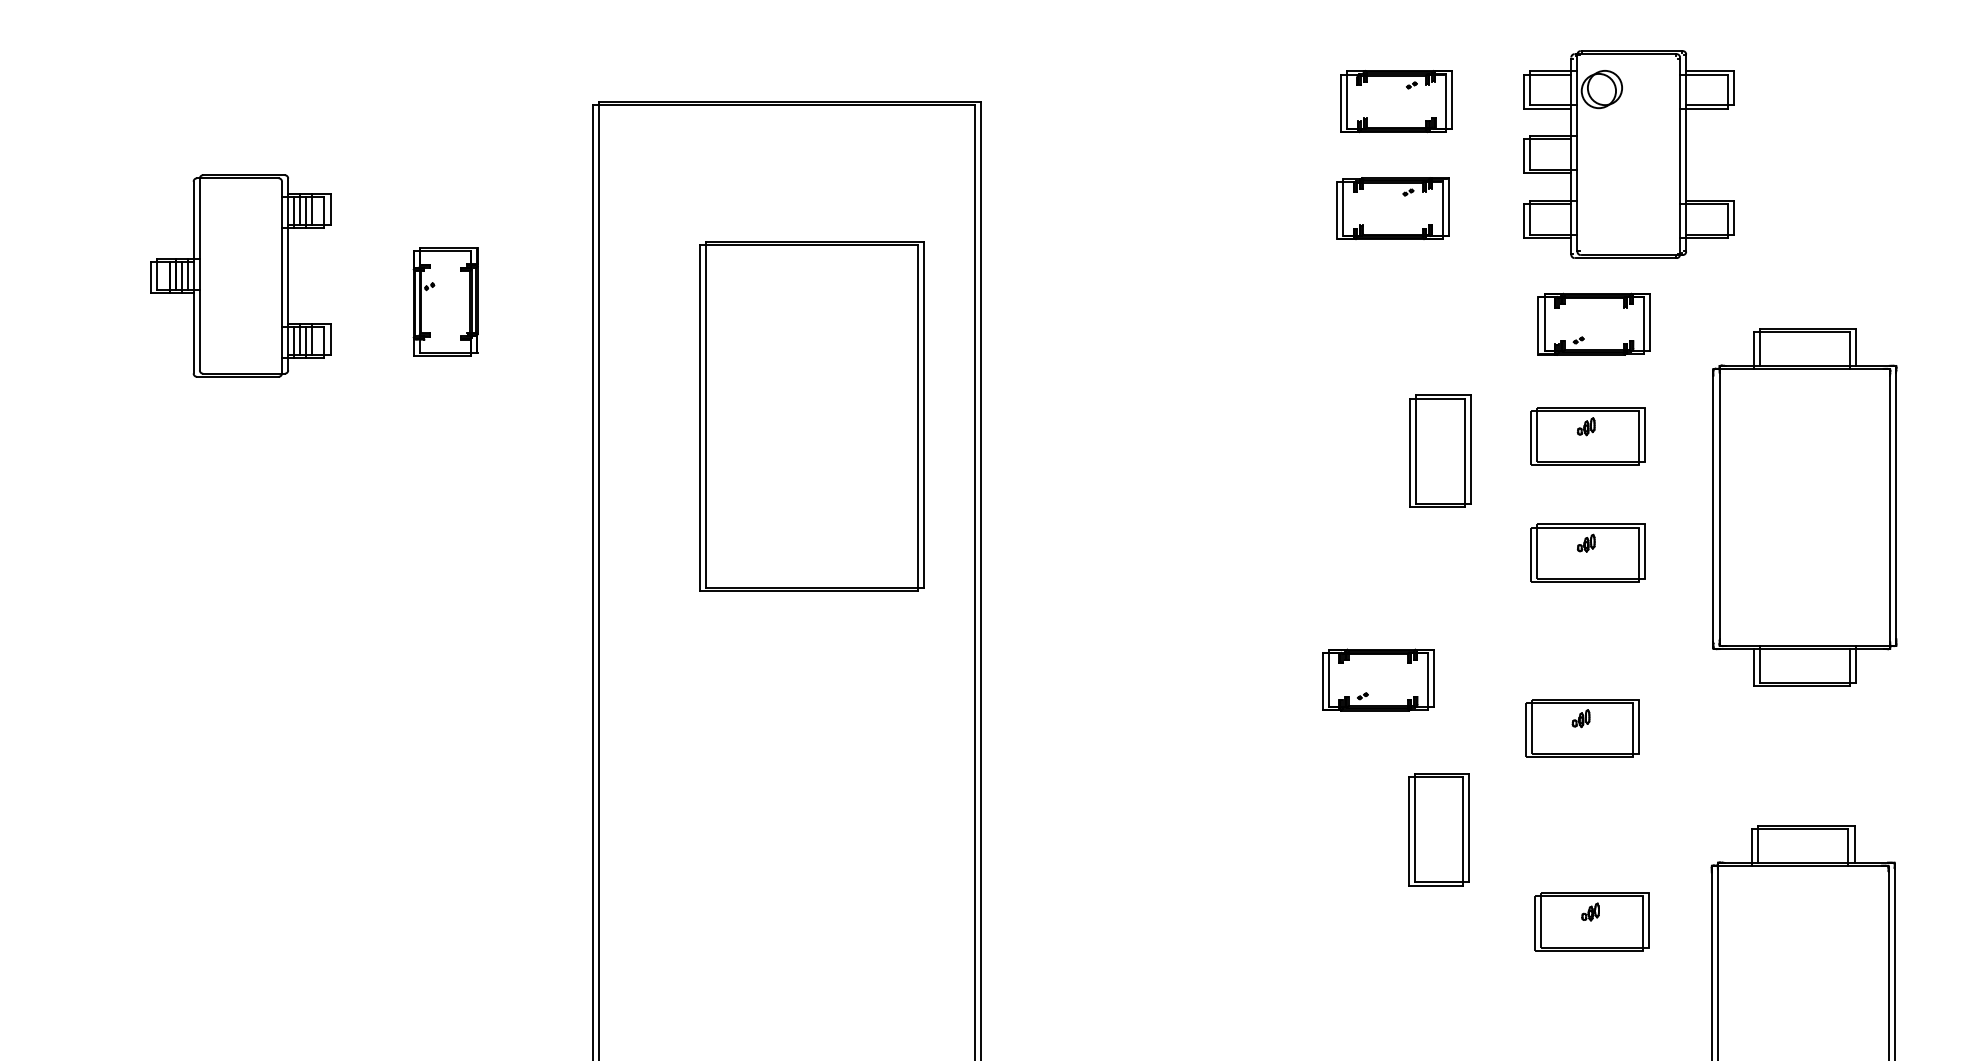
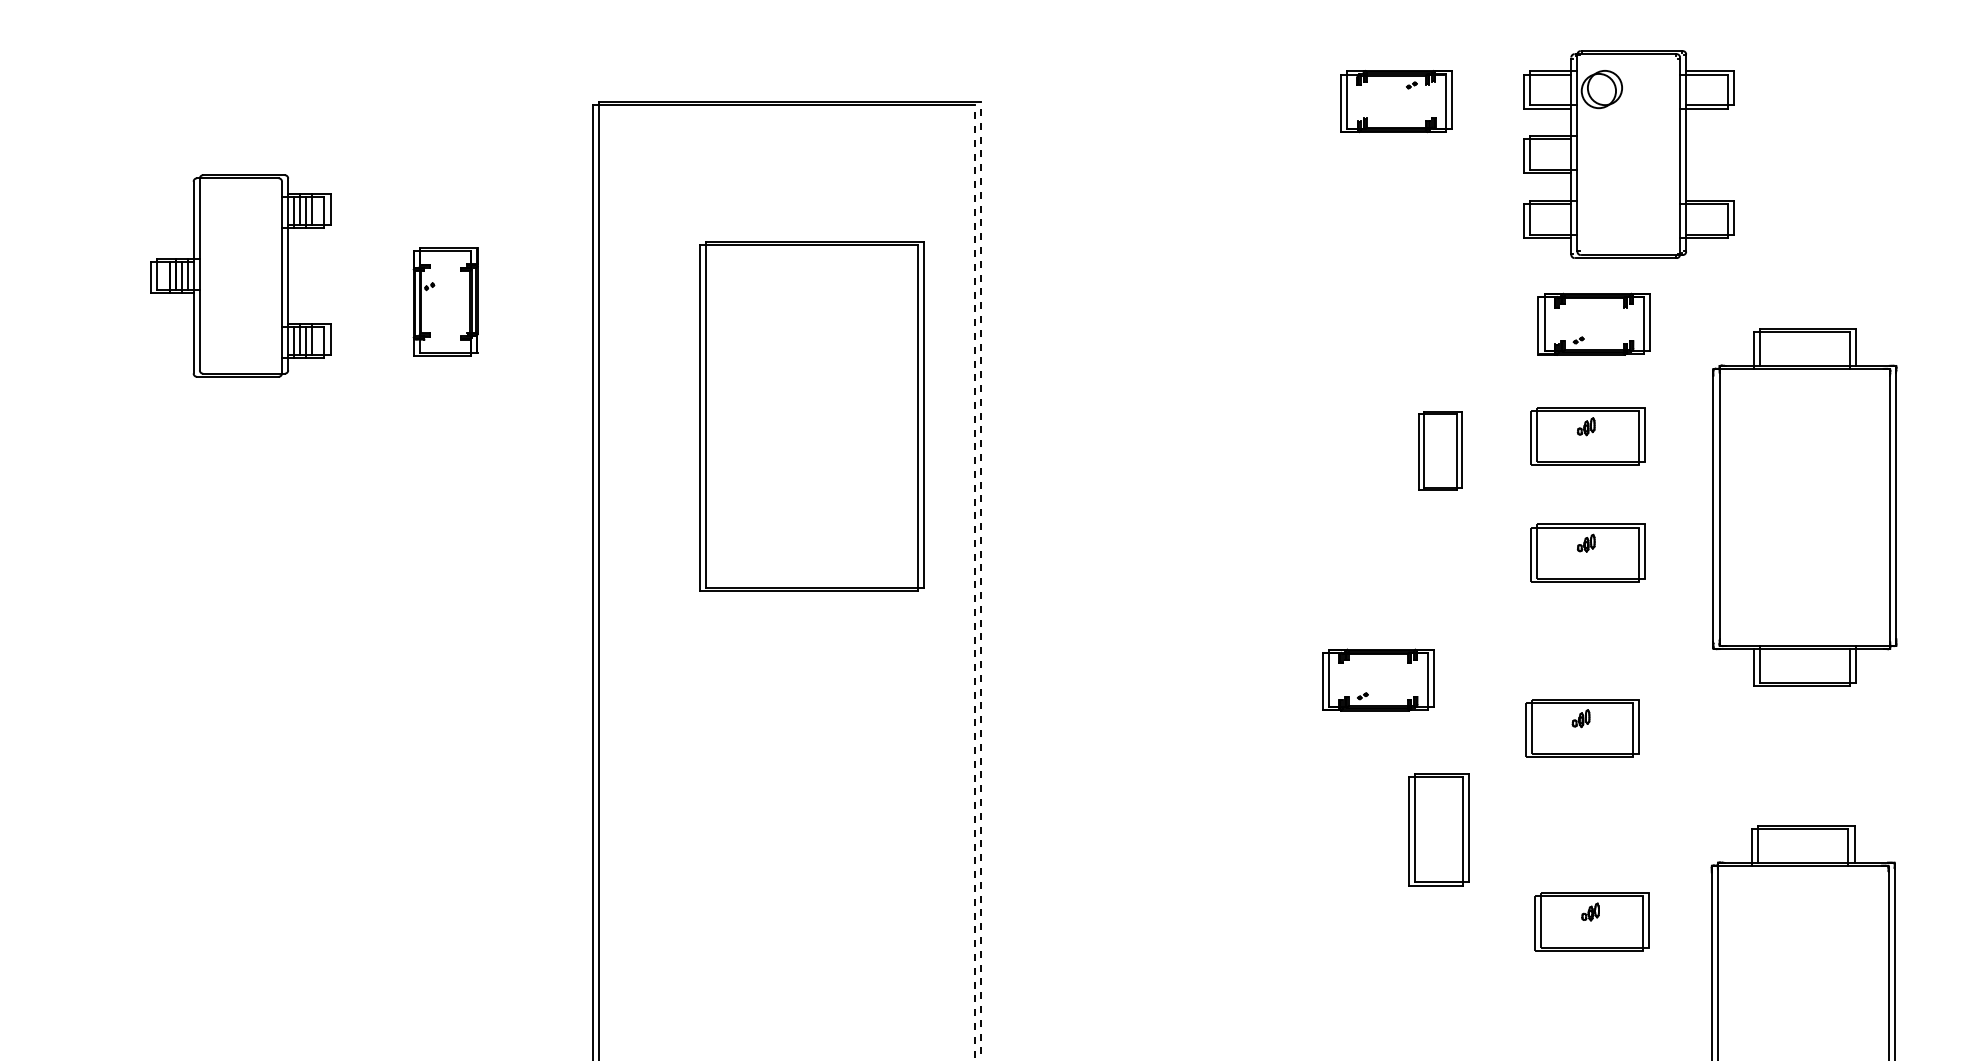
part: present -> none (1392, 208)
part size: 63x114 px -> 45x80 px (1440, 450)
line: solid -> dashed (980, 580)
line: solid -> dashed (974, 583)
